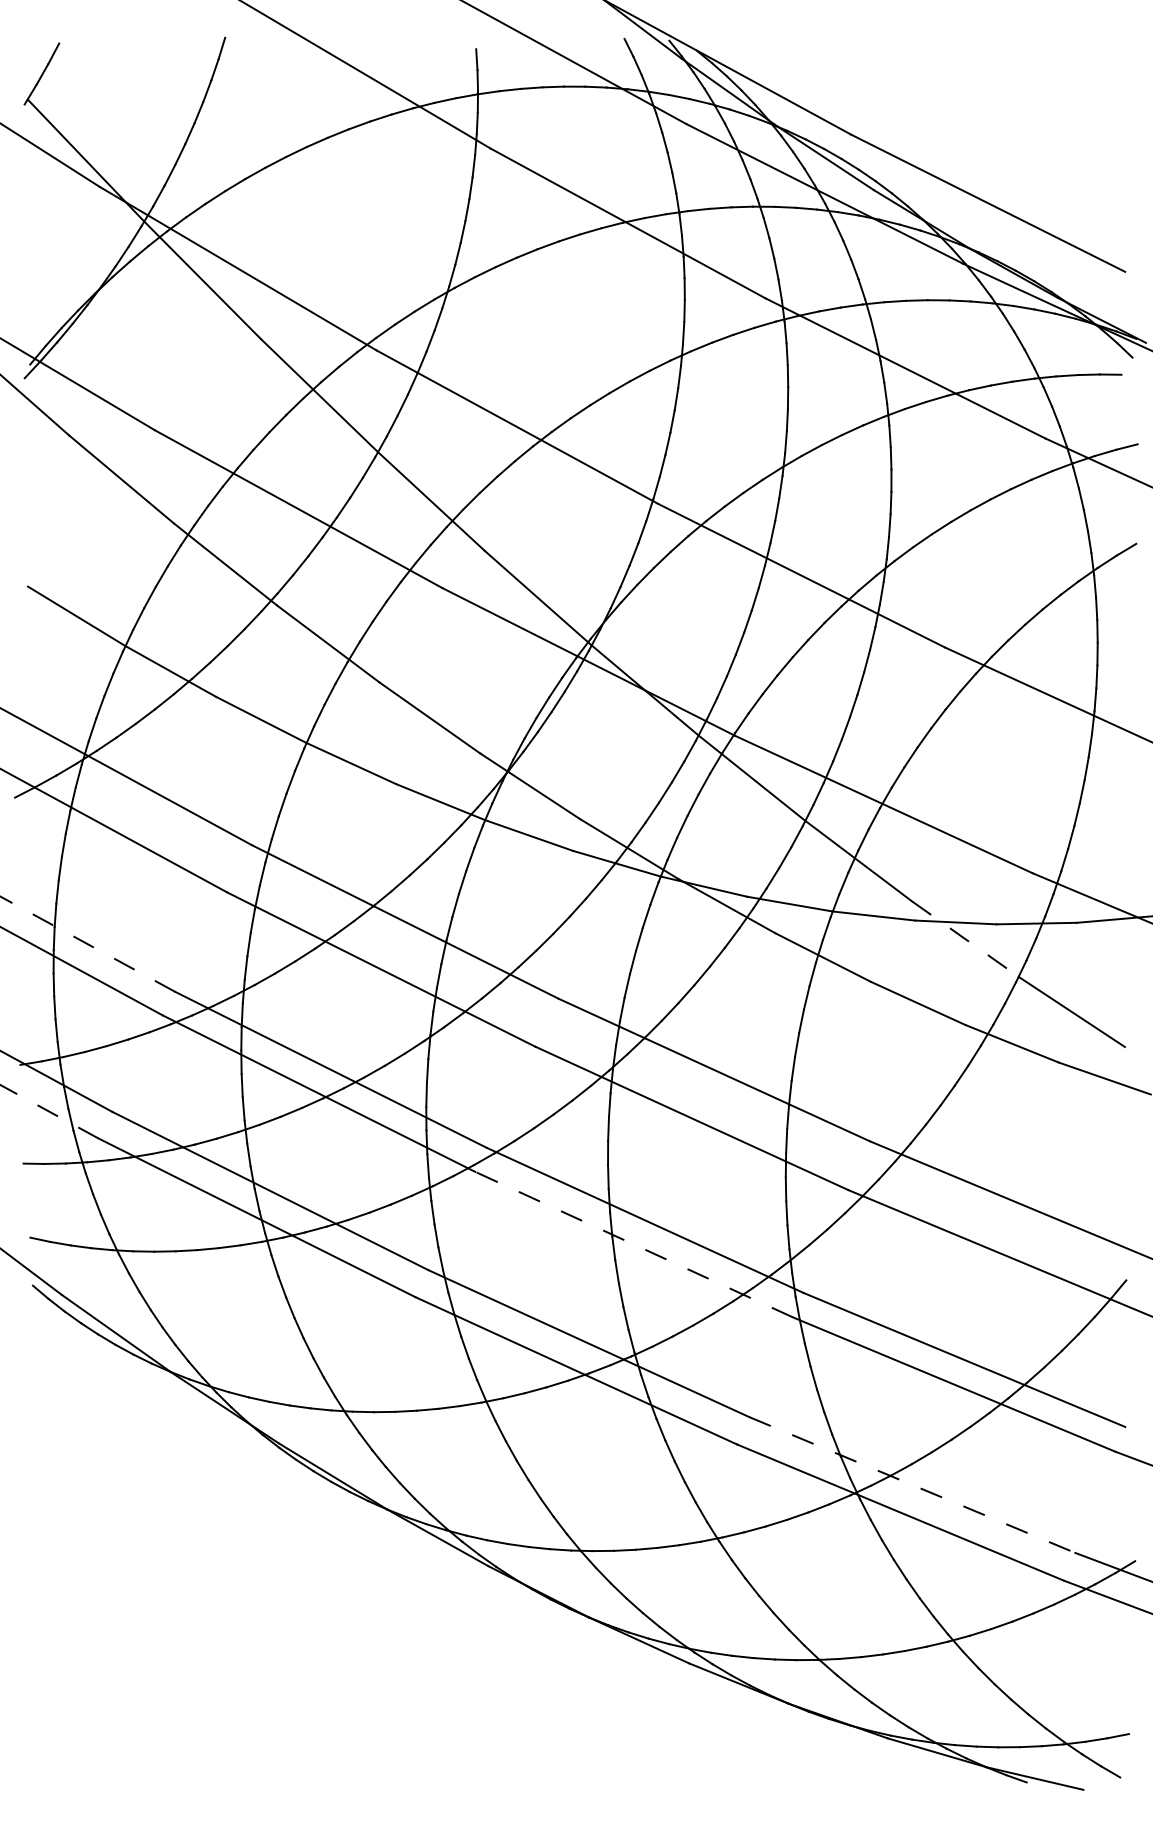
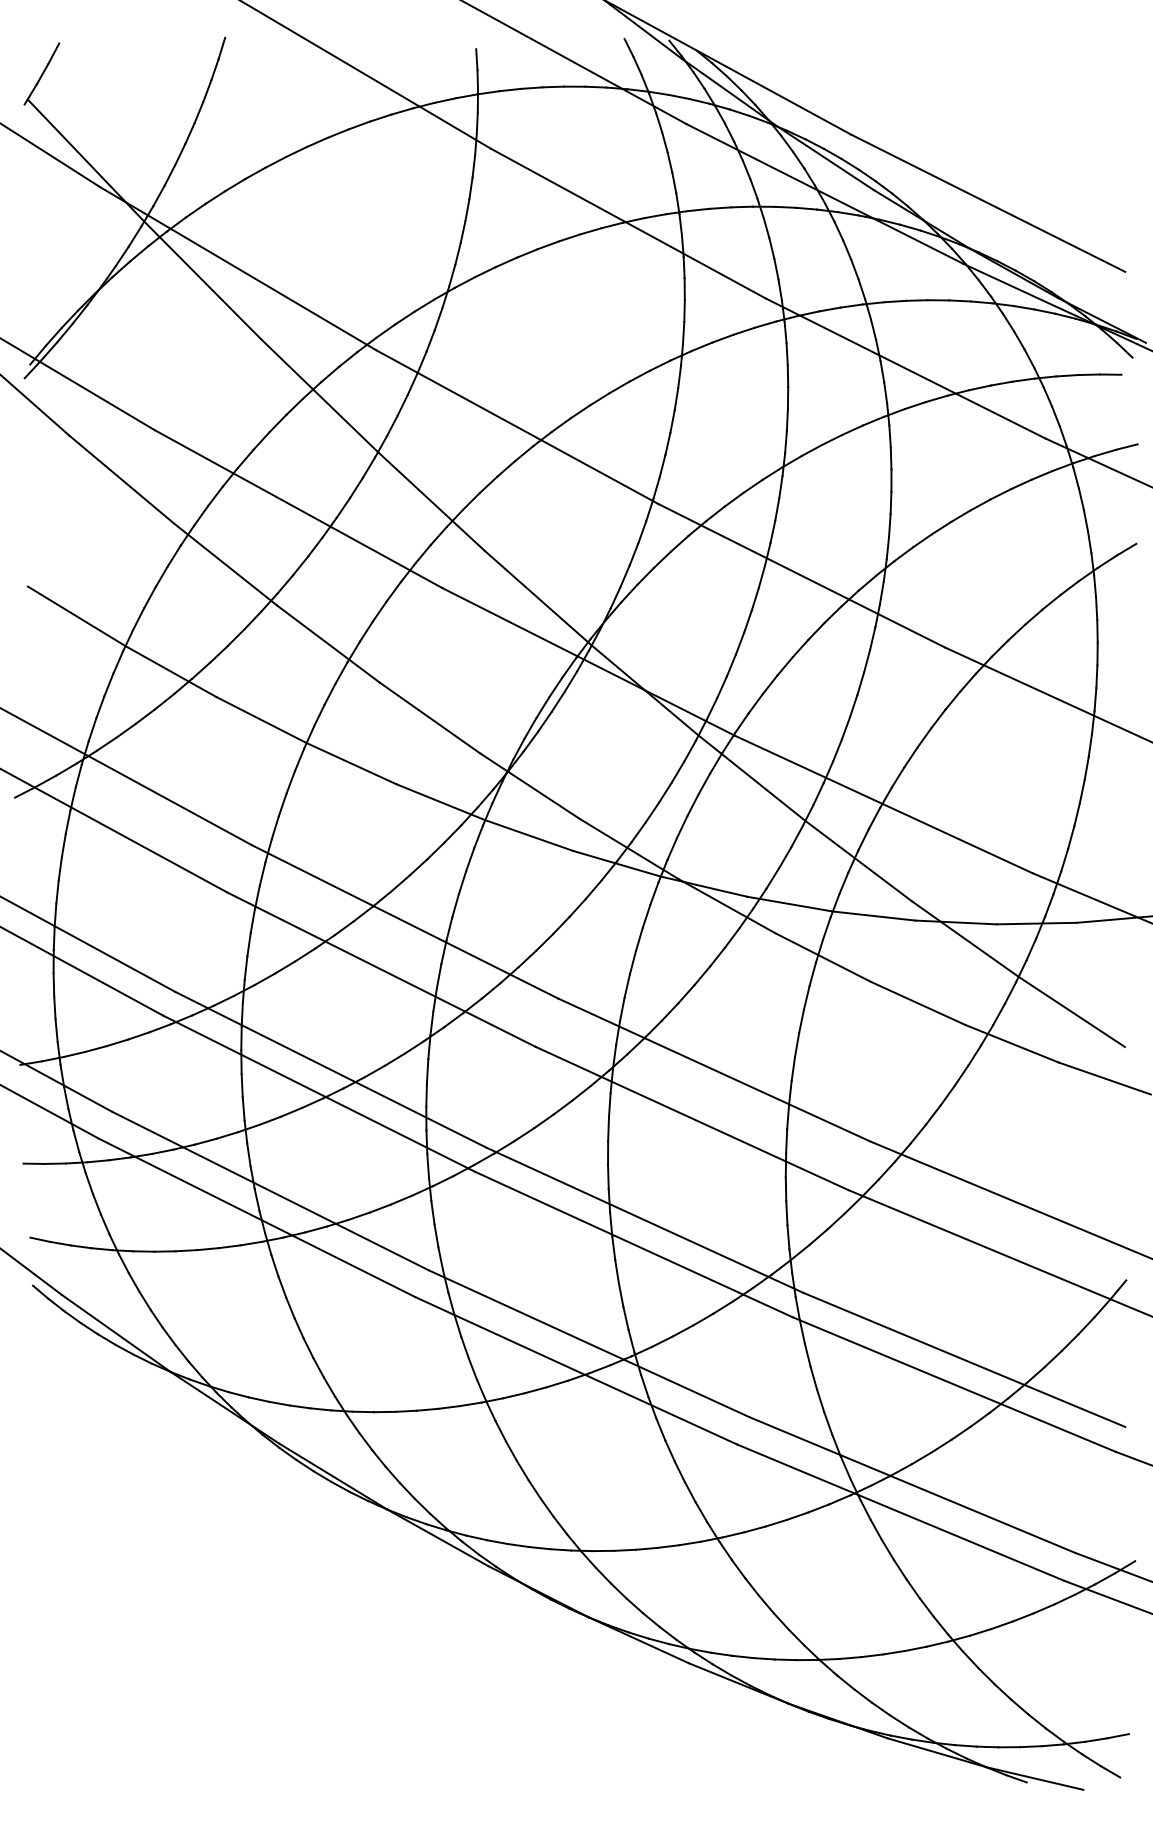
line: dashed -> solid (965, 939)
line: dashed -> solid (87, 944)
line: dashed -> solid (49, 1111)
line: dashed -> solid (634, 1244)
line: dashed -> solid (912, 1485)
